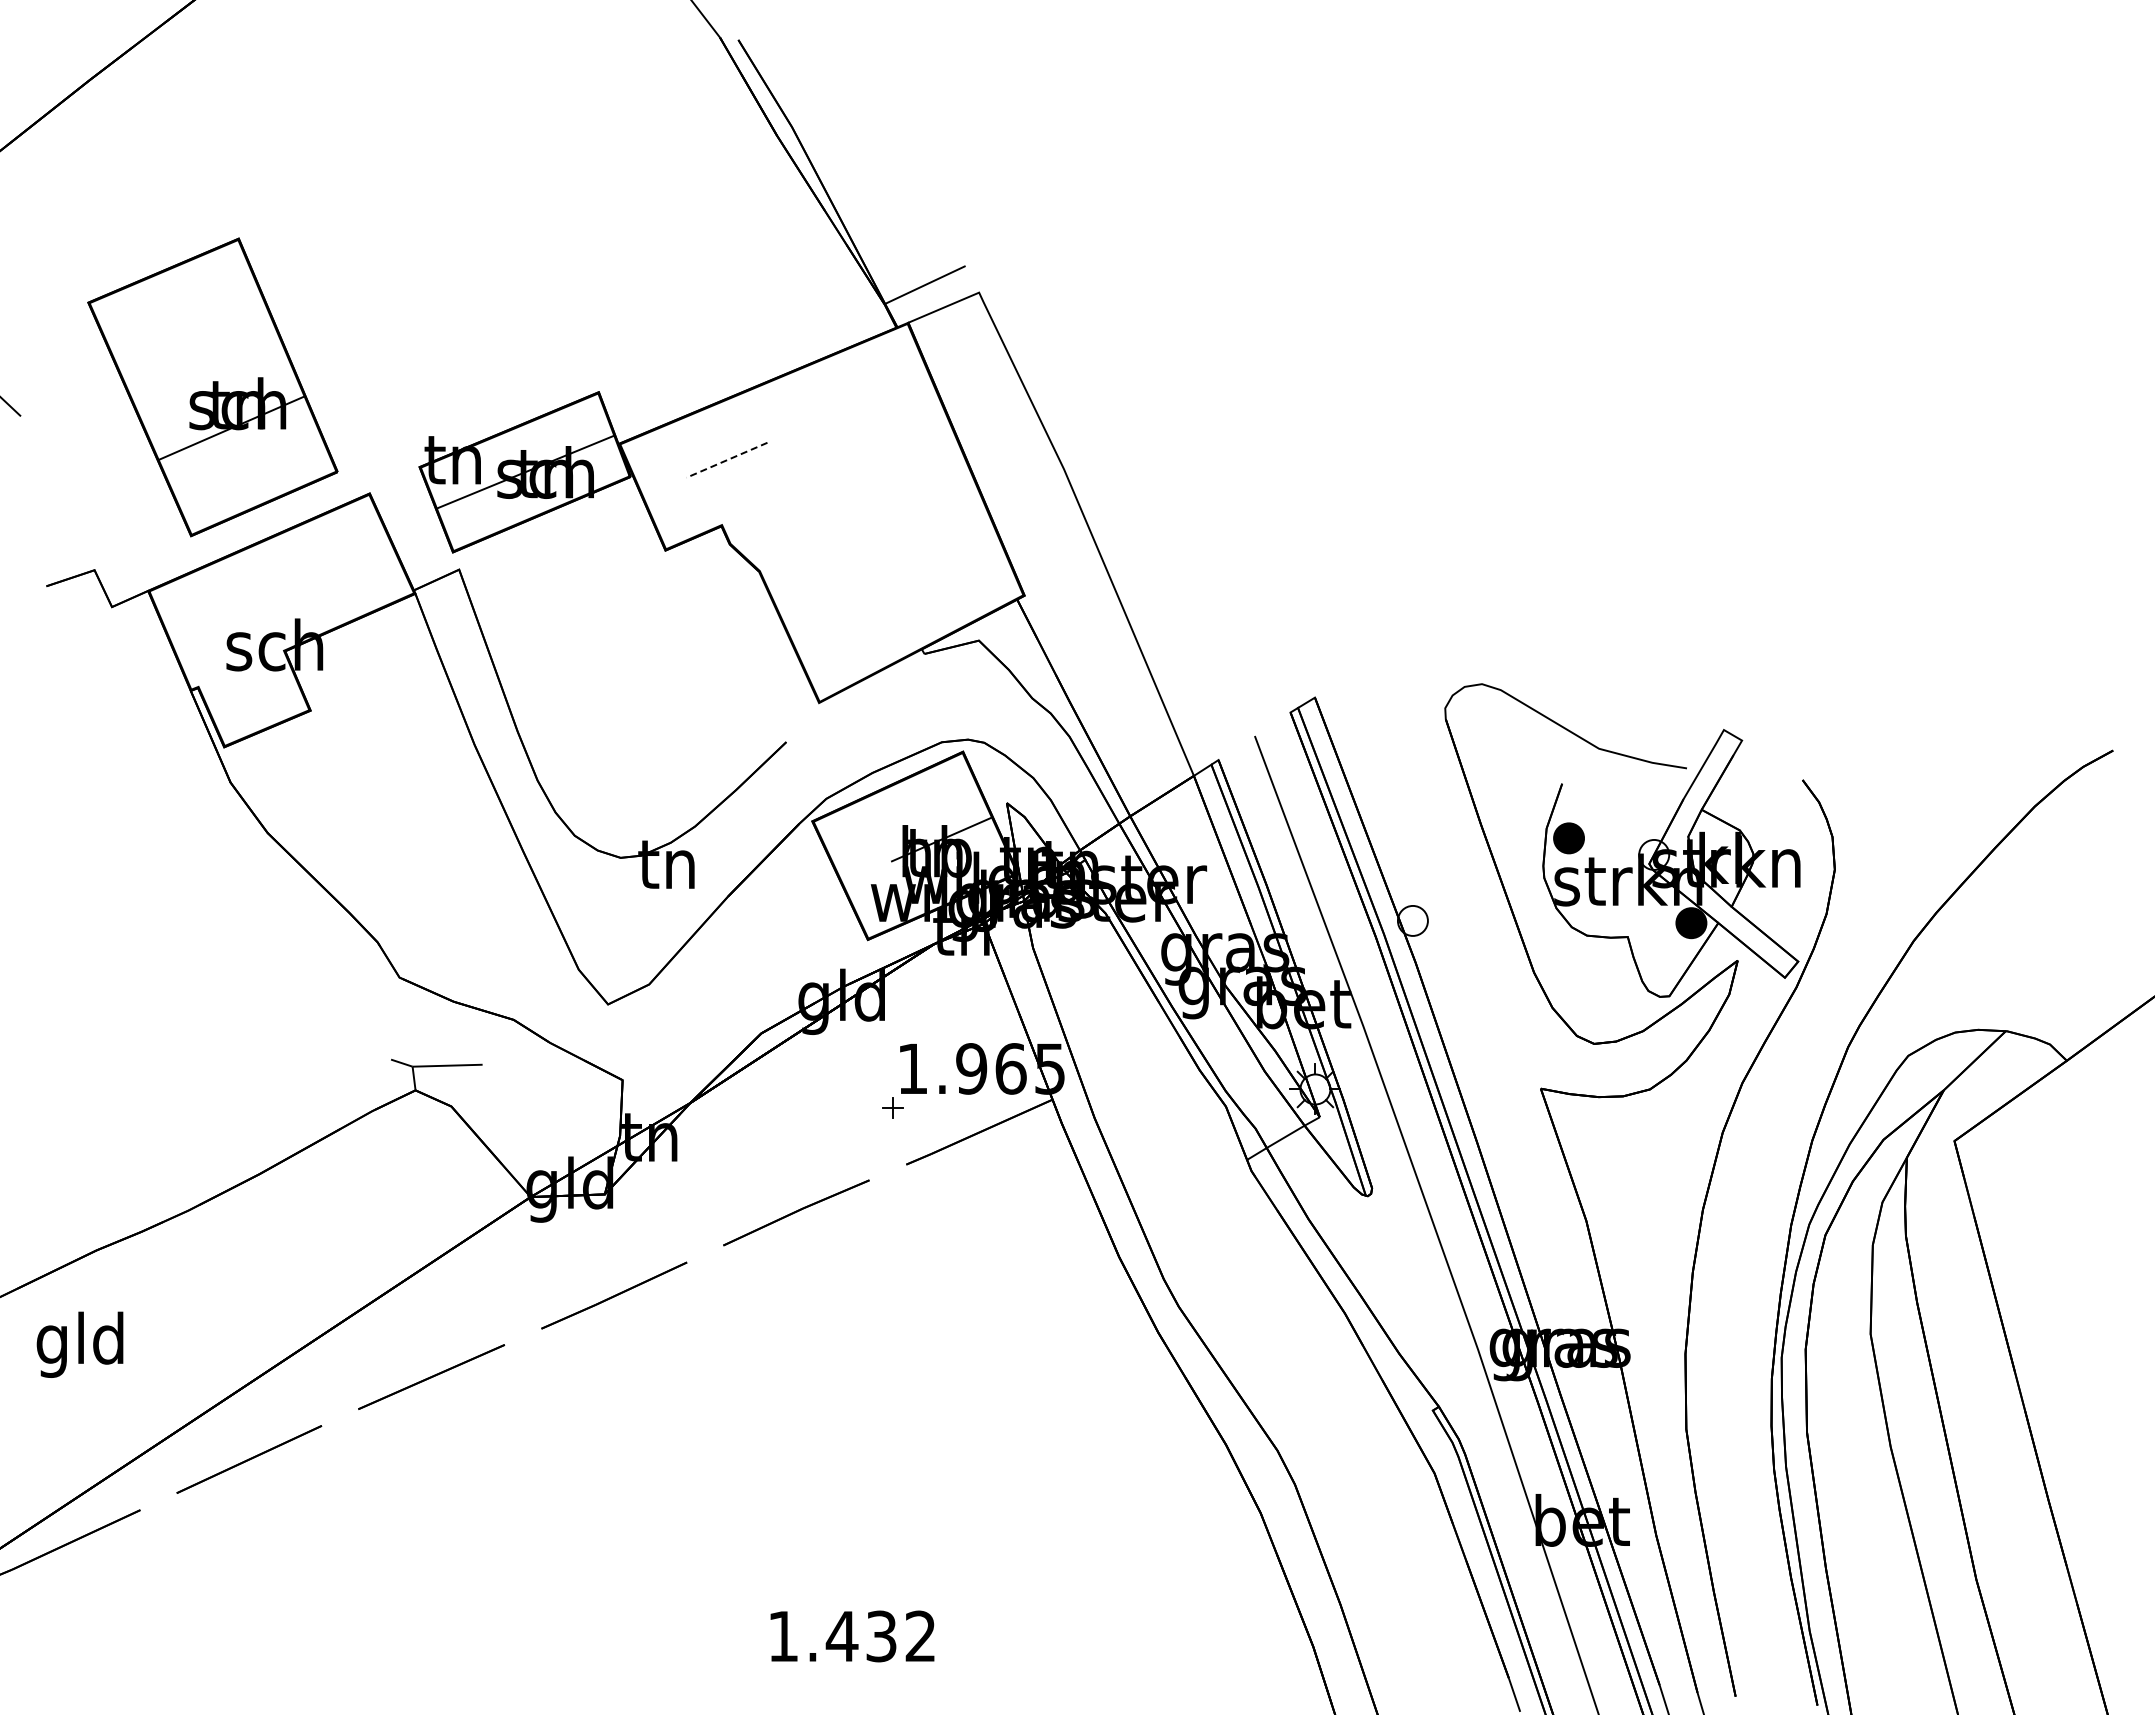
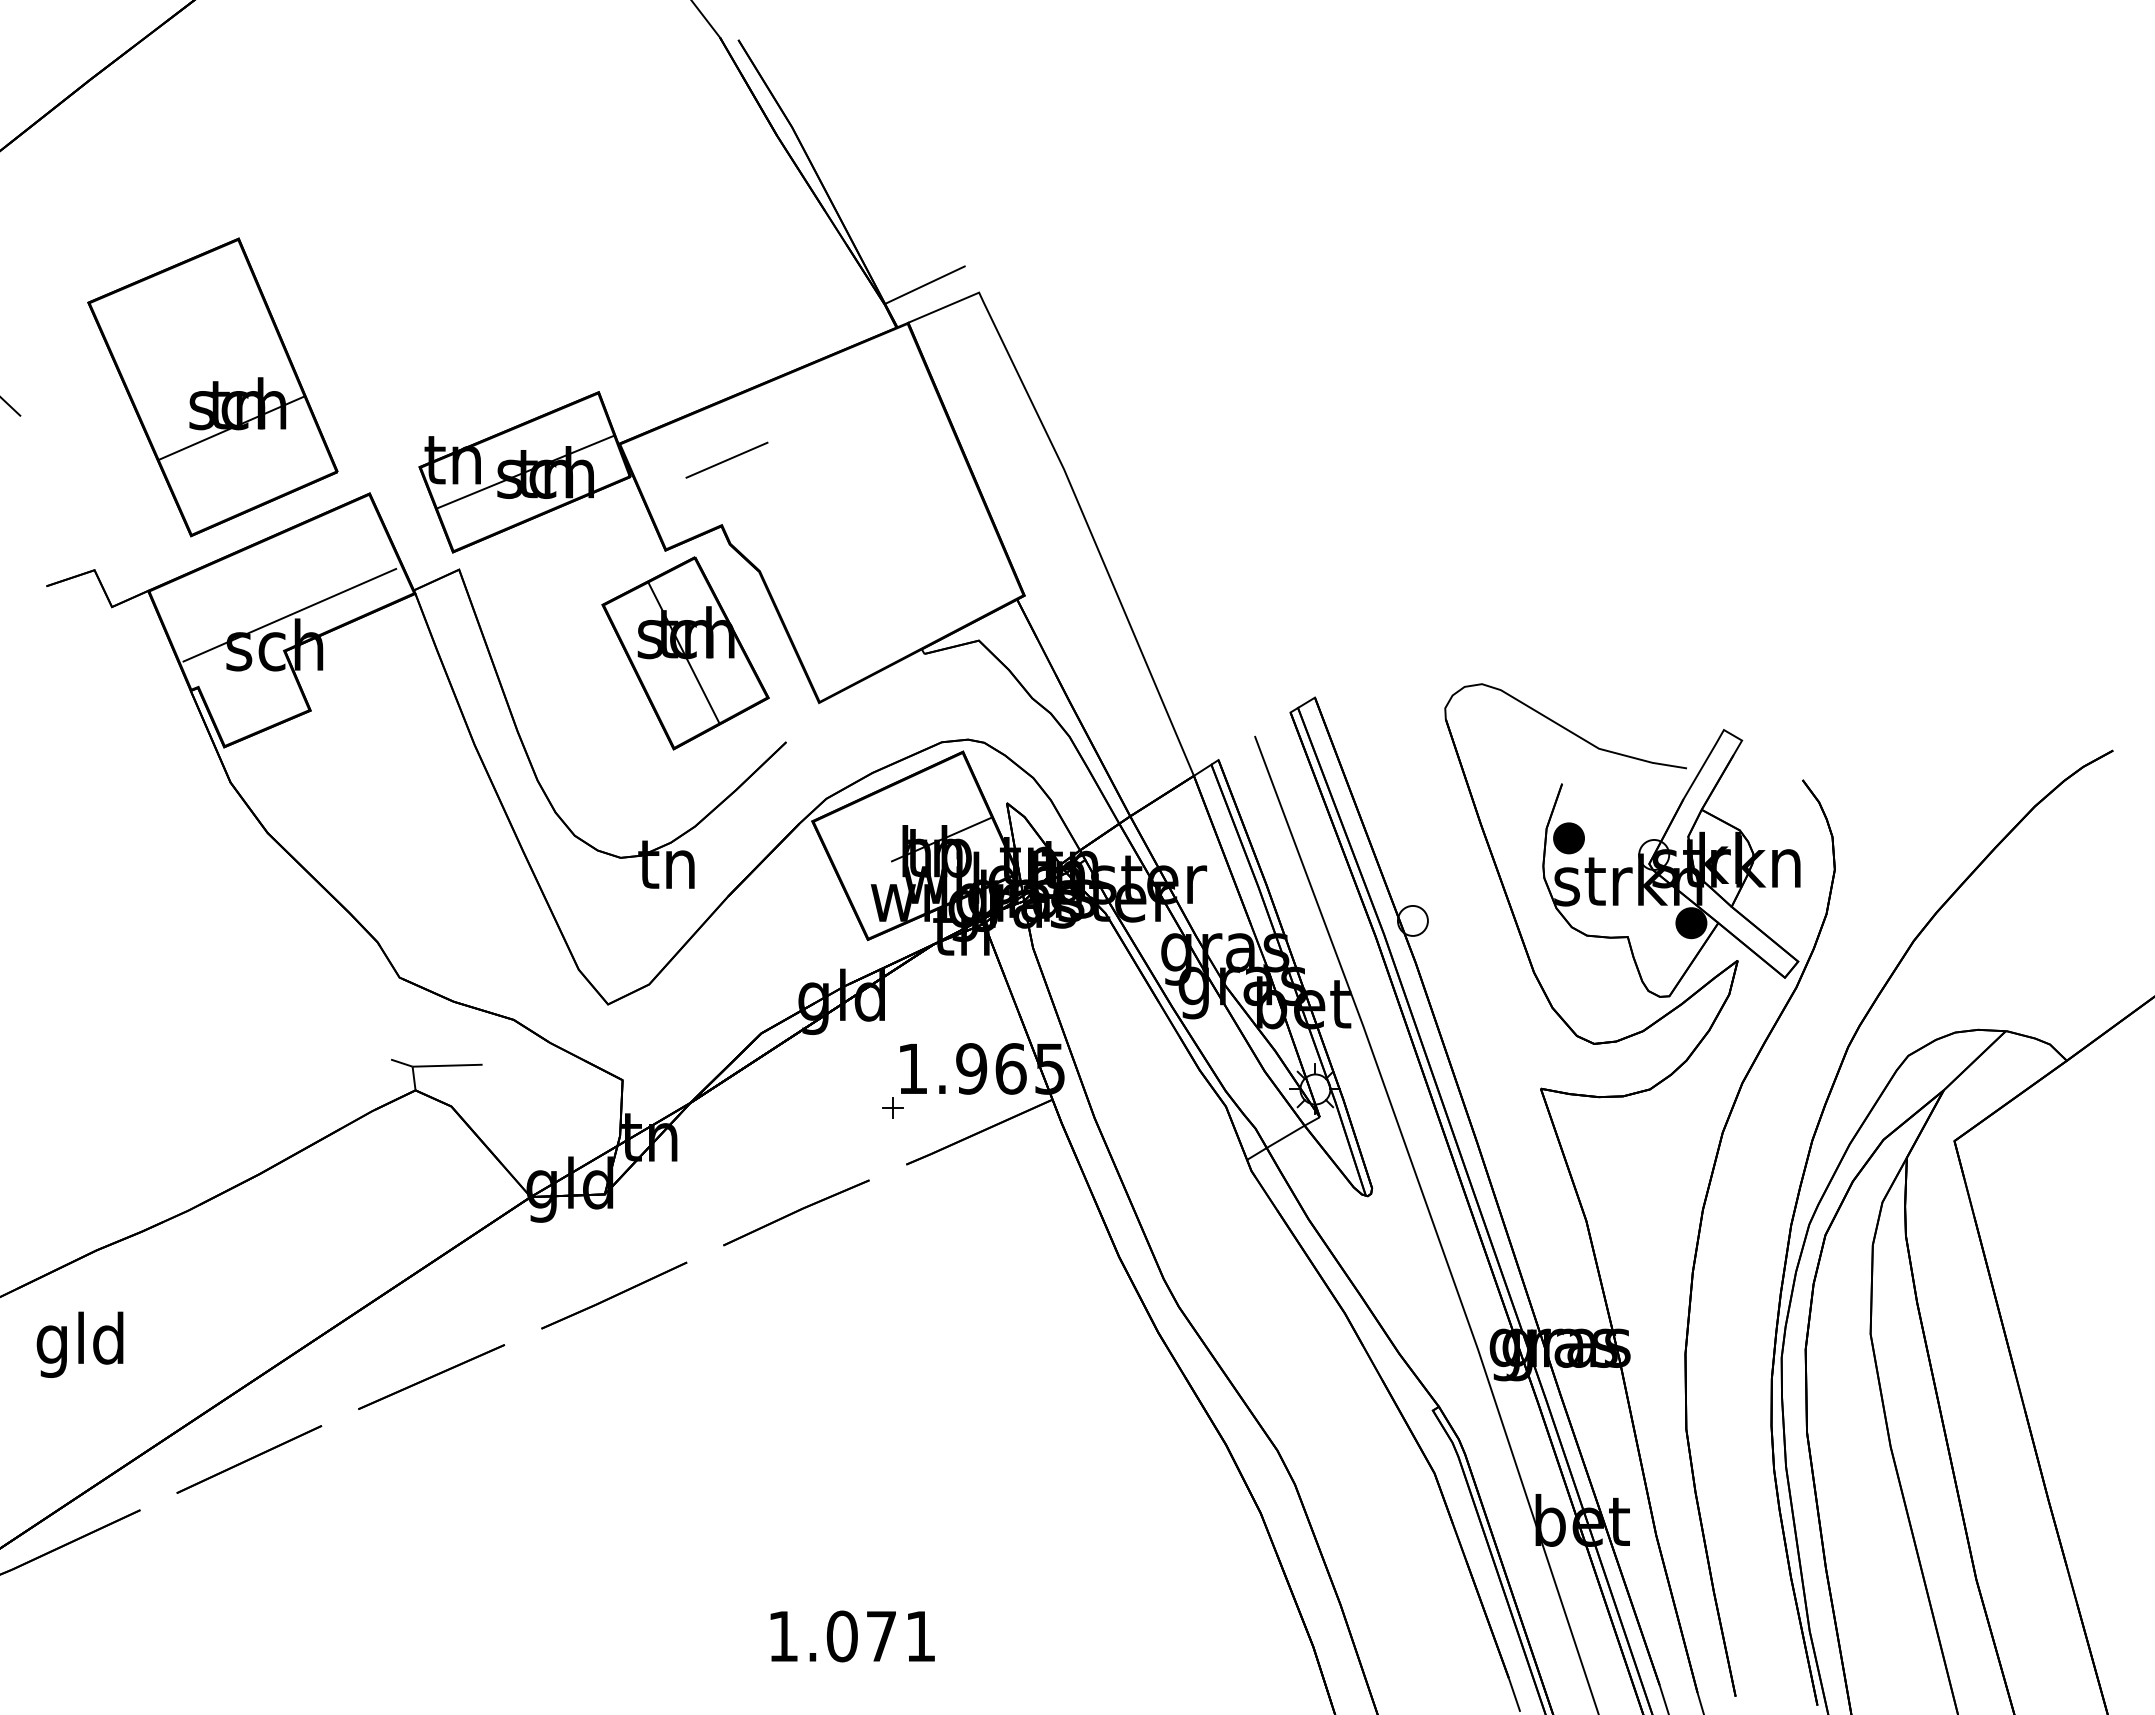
line: dashed -> solid (726, 460)
line: none -> present (289, 614)
part: none -> present (685, 653)
text: 1.432 -> 1.071 (879, 1636)
